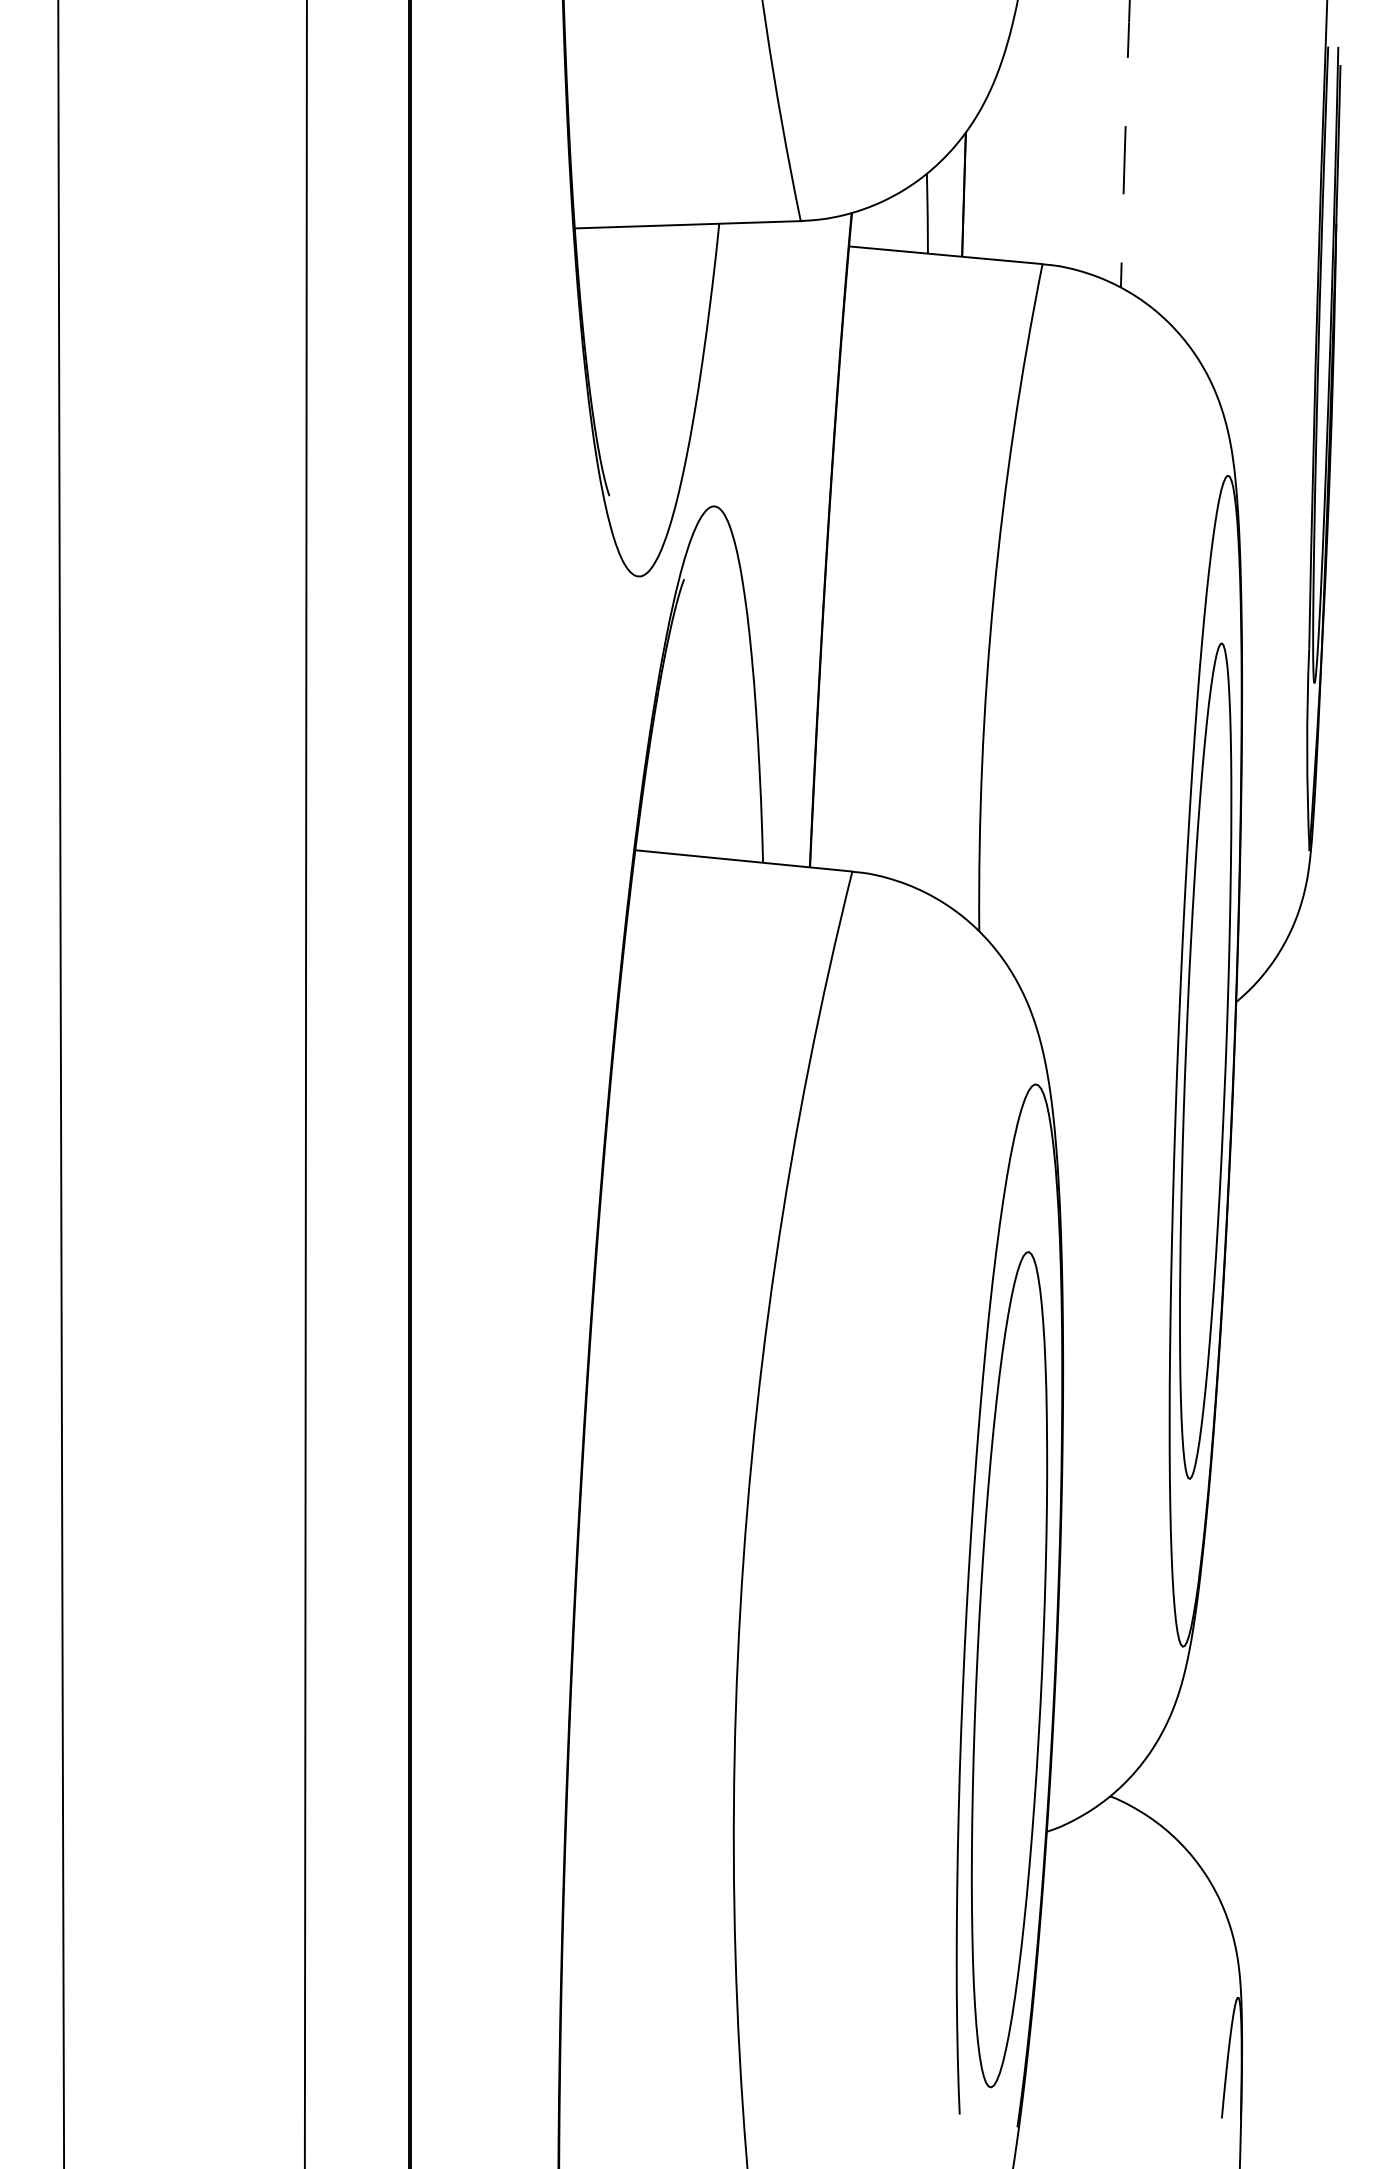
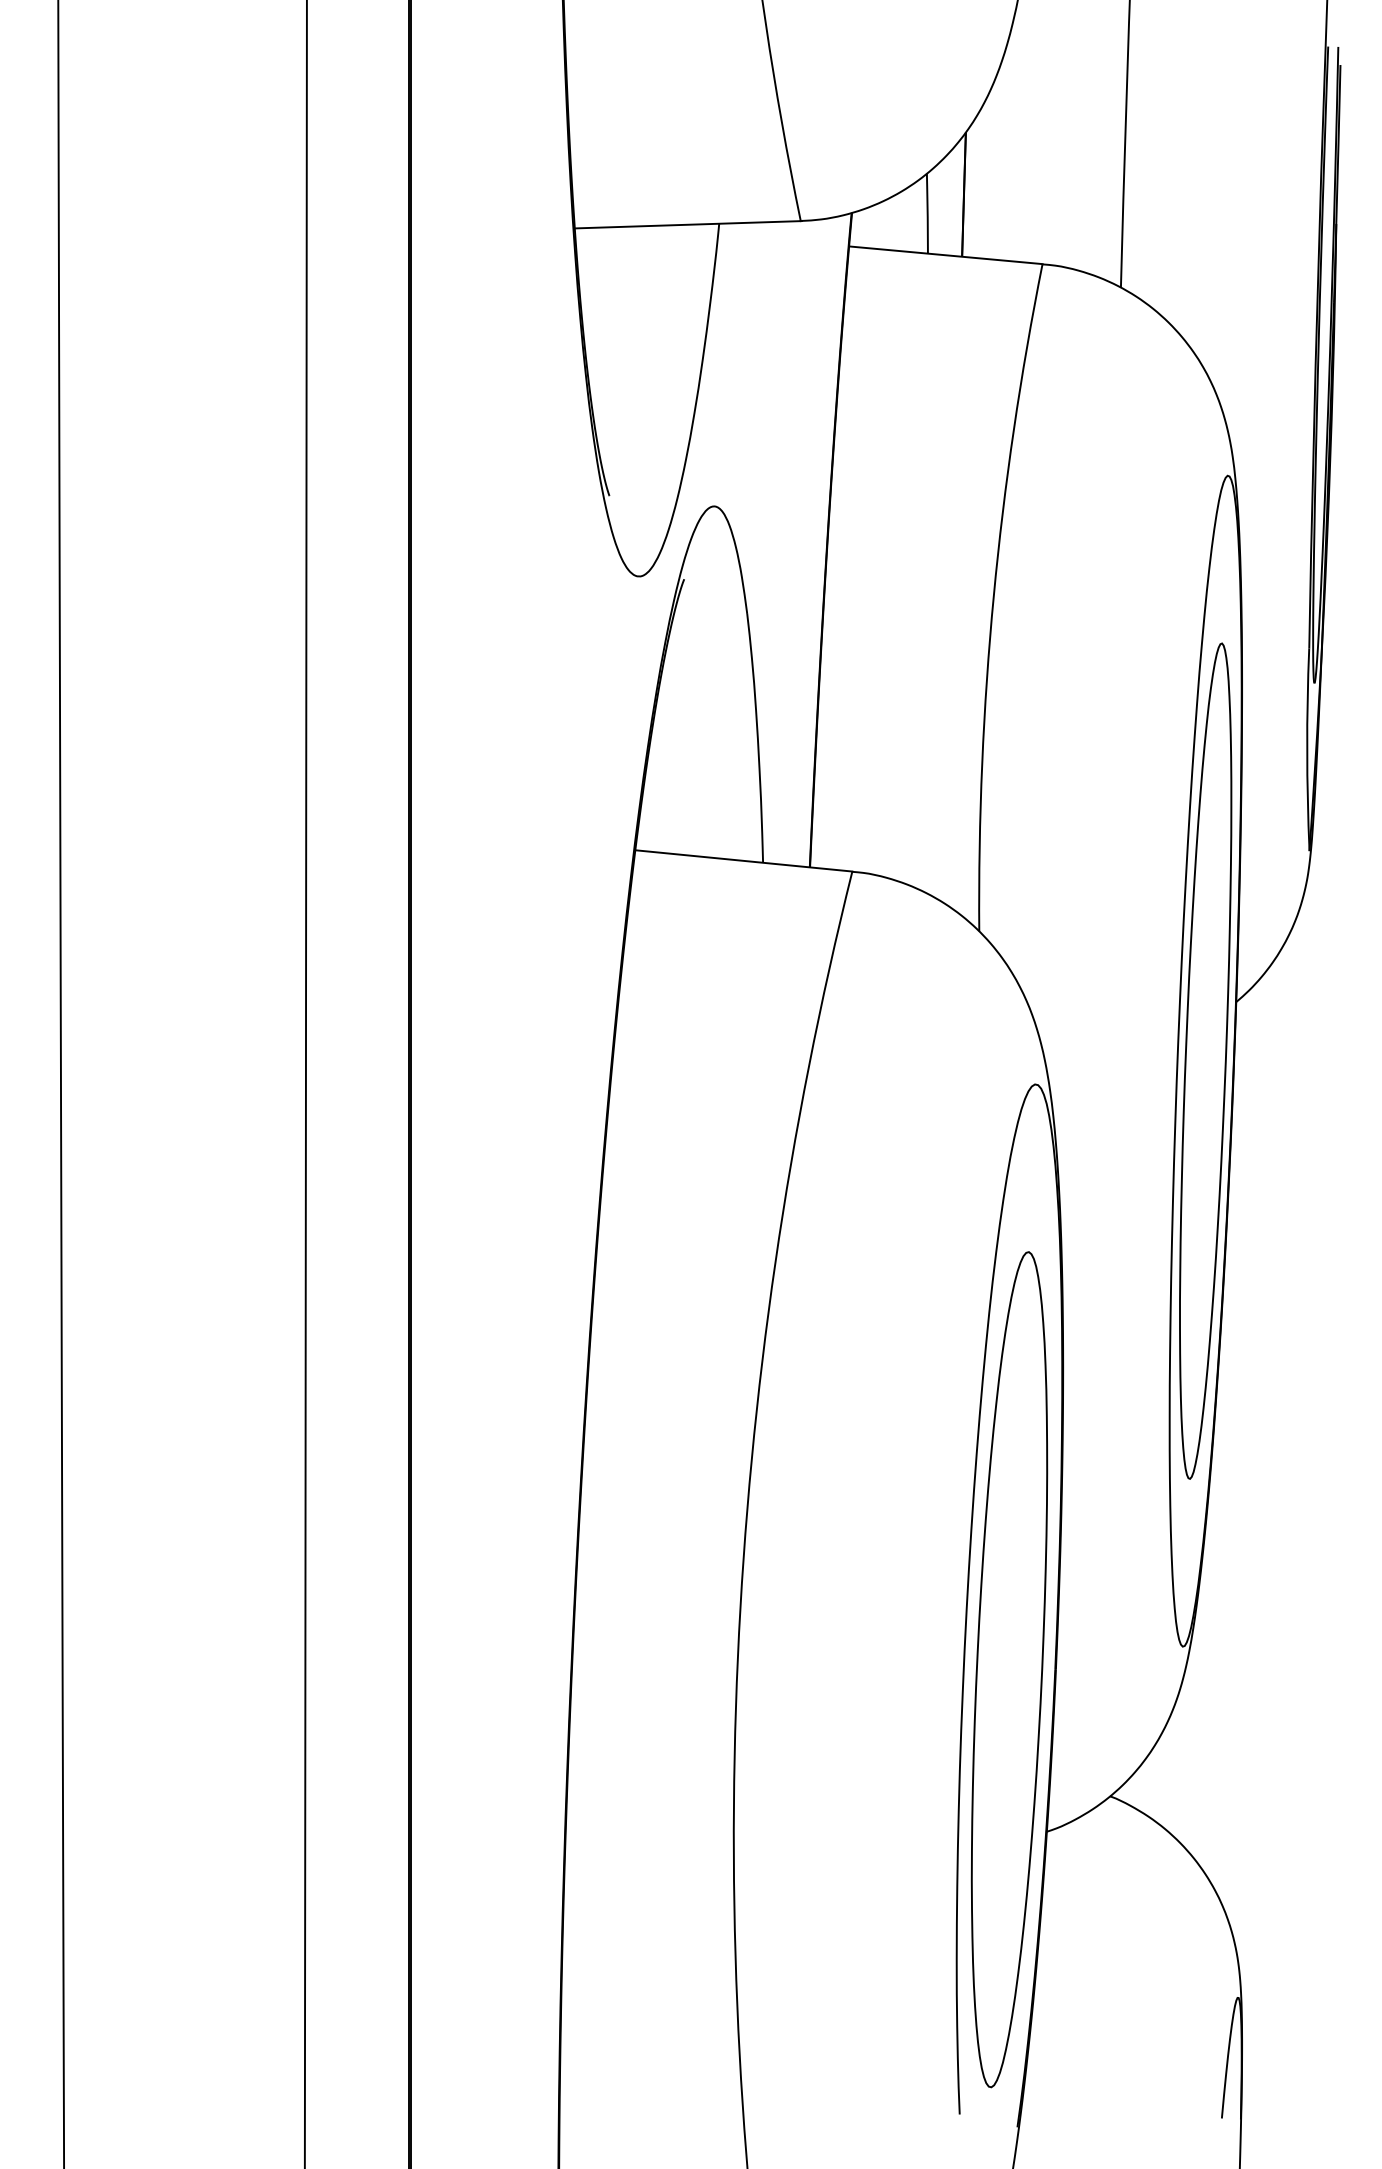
arc: dashed -> solid (1125, 143)
